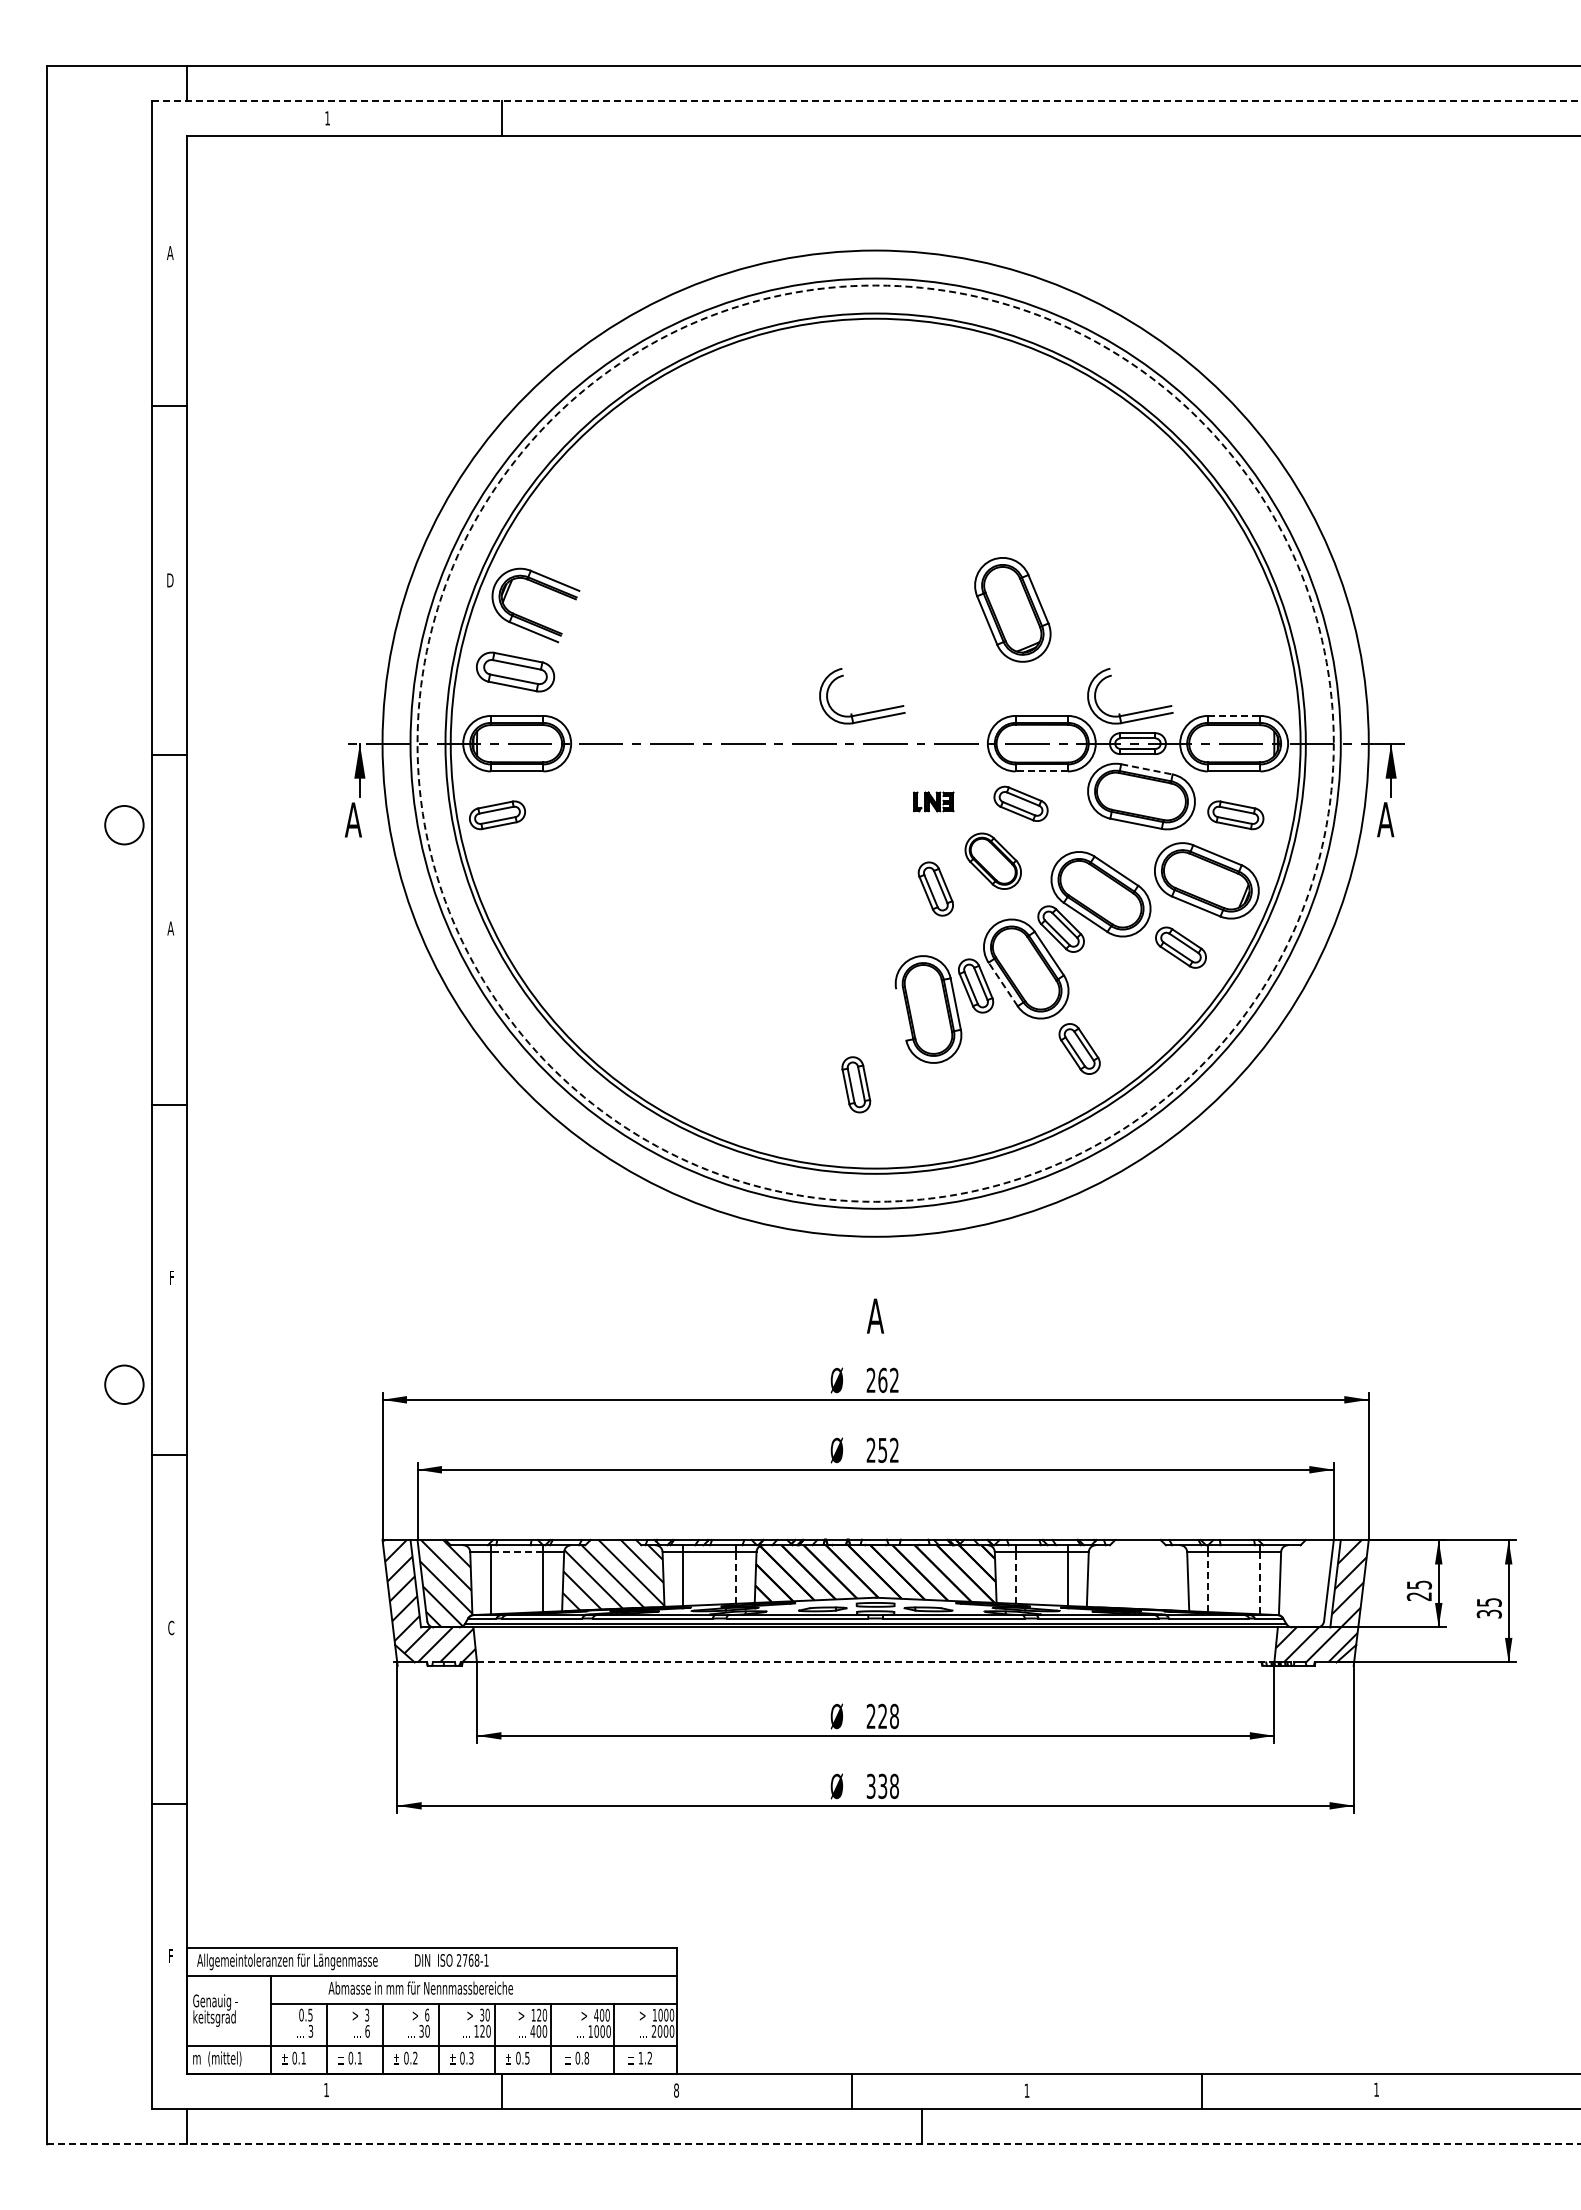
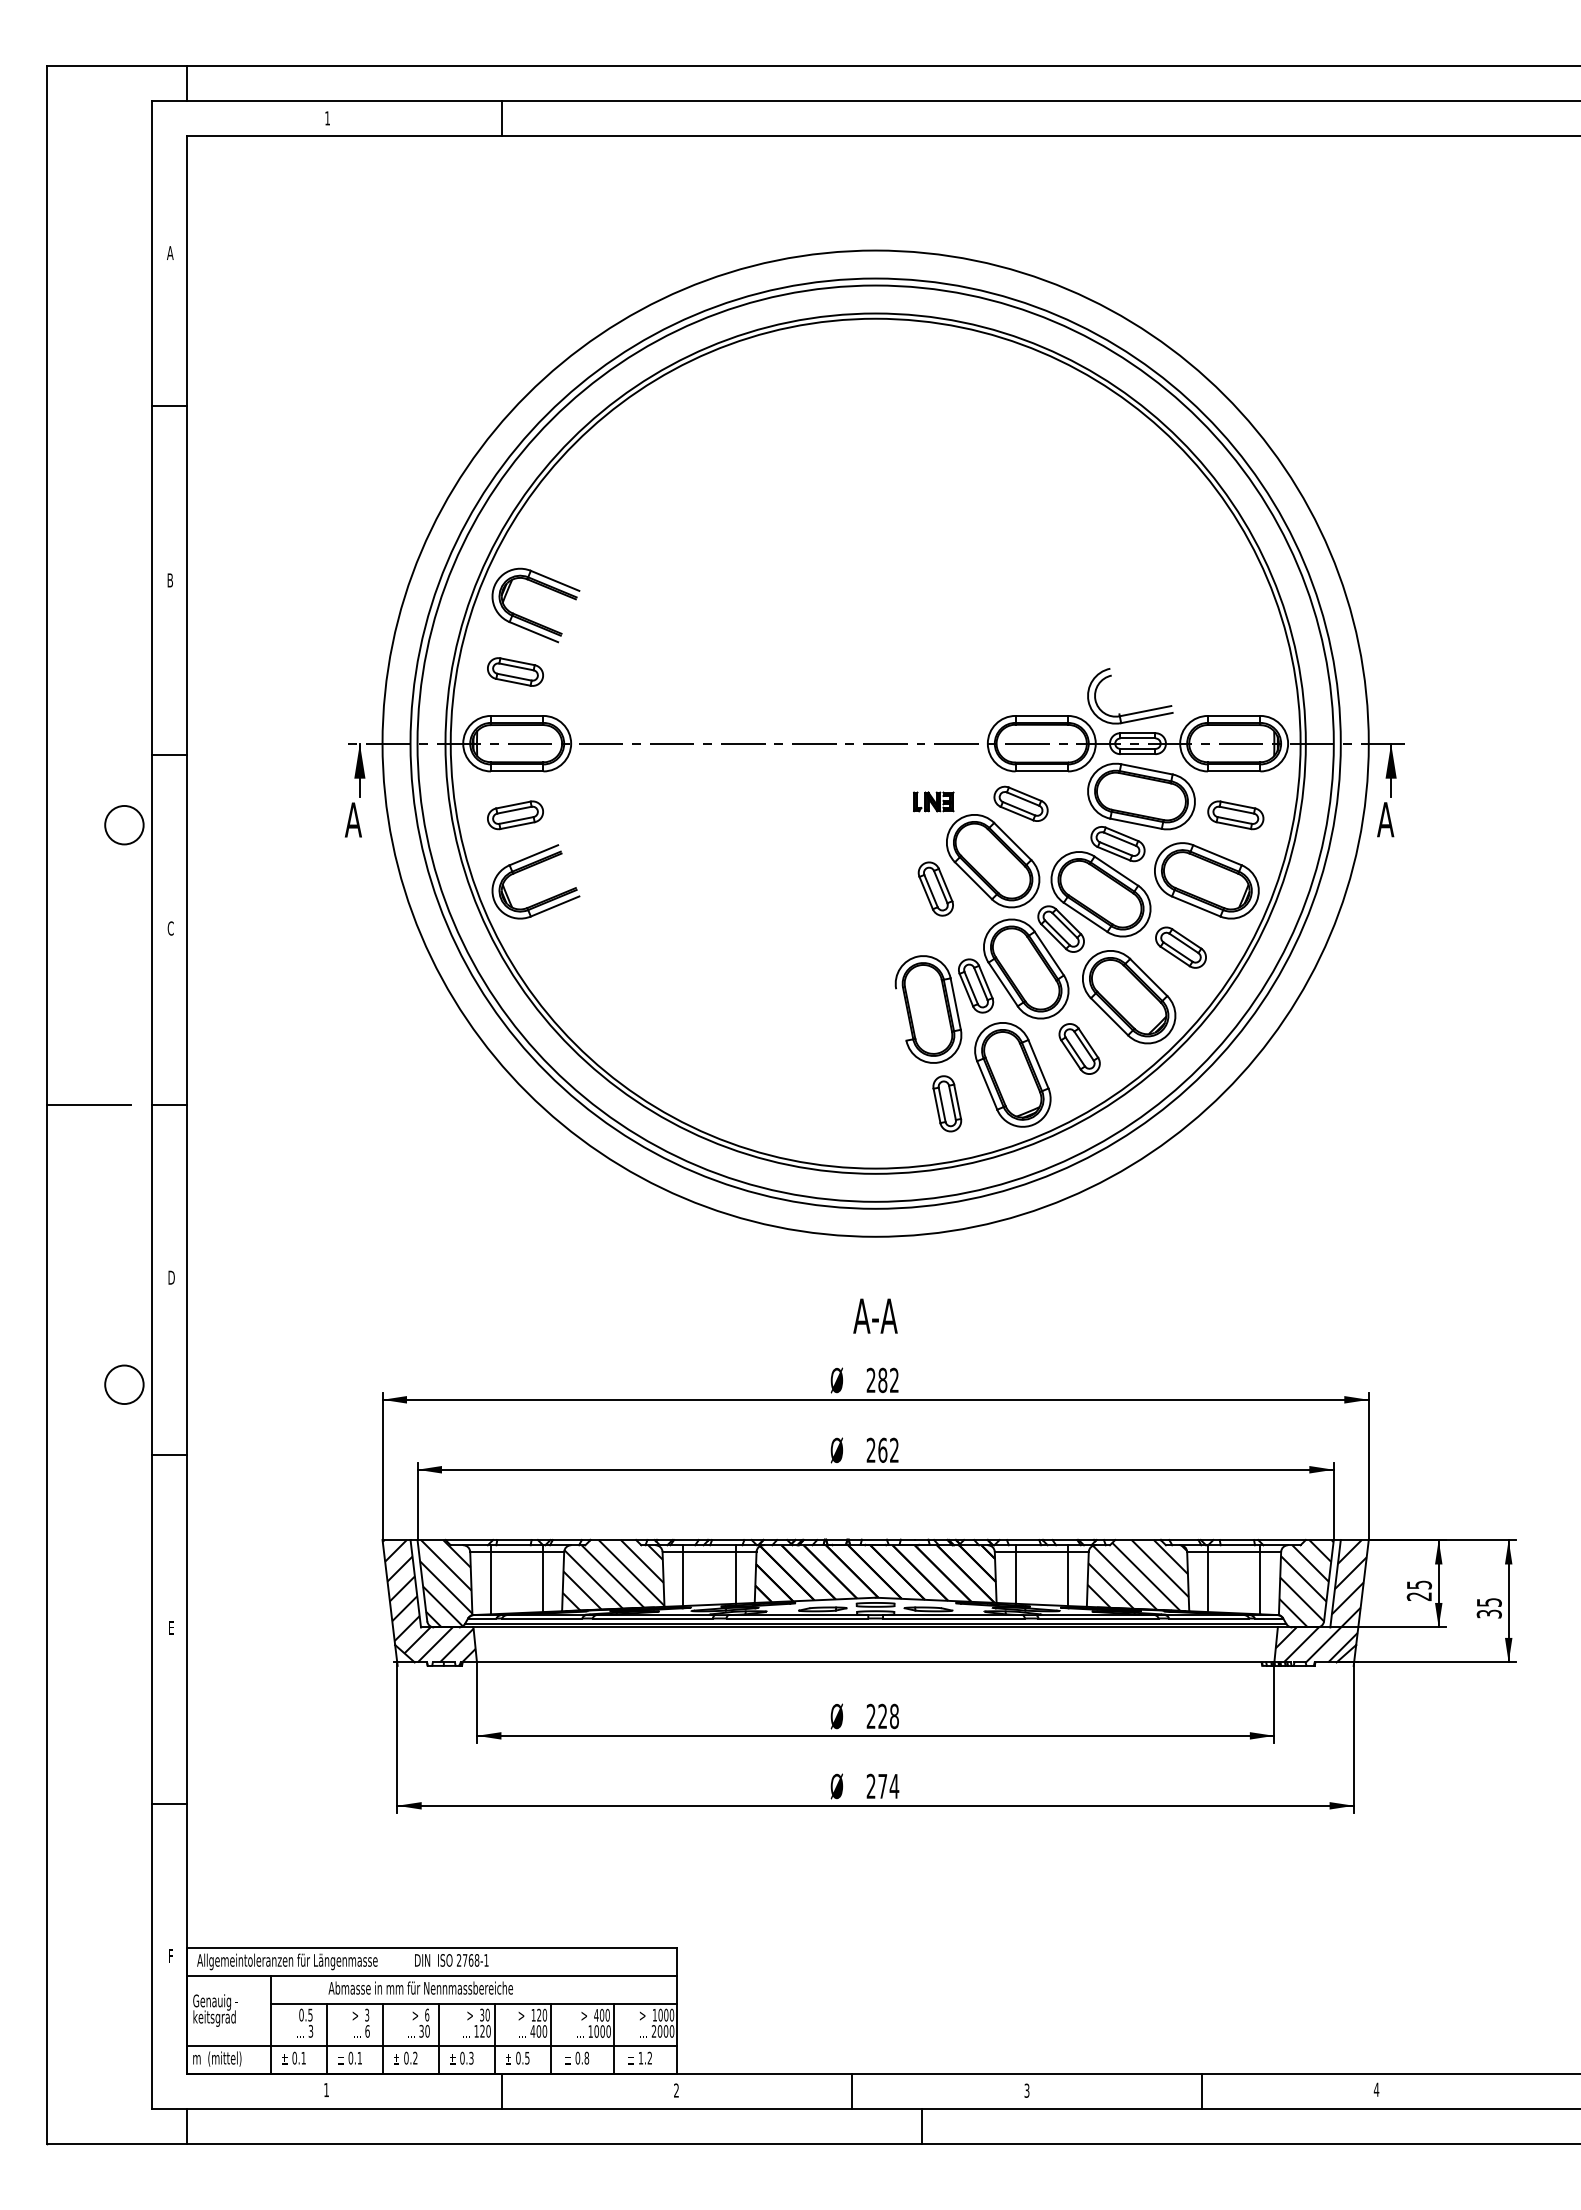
line: dashed -> solid (866, 101)
text: D -> B (170, 580)
part position: (1012, 609) -> (1012, 1074) (1012, 1074)
part size: 80x42 px -> 57x30 px (515, 671)
part: present -> none (864, 712)
line: dashed -> solid (1234, 715)
circle: dashed -> solid (875, 743)
line: dashed -> solid (1147, 769)
line: dashed -> solid (1041, 771)
part position: (497, 815) -> (515, 815) (515, 815)
part: none -> present (1117, 844)
part size: 58x58 px -> 95x95 px (993, 861)
part: none -> present (531, 867)
text: A -> C (170, 928)
line: dashed -> solid (1002, 984)
part: none -> present (1129, 997)
part position: (856, 1084) -> (947, 1103) (947, 1103)
line: none -> present (89, 1105)
text: F -> D (171, 1277)
text: A -> A-A (875, 1315)
text: 262 -> 282 (882, 1379)
text: 252 -> 262 (882, 1449)
line: dashed -> solid (516, 1552)
hatch: none -> present (1137, 1575)
line: dashed -> solid (735, 1577)
line: dashed -> solid (1015, 1577)
line: dashed -> solid (1207, 1581)
line: dashed -> solid (1260, 1582)
hatch: none -> present (1306, 1583)
text: C -> E (171, 1627)
line: dashed -> solid (875, 1662)
text: 338 -> 274 (882, 1786)
text: 1 -> 4 (1376, 2089)
text: 8 -> 2 (676, 2090)
text: 1 -> 3 (1026, 2090)
line: dashed -> solid (814, 2143)
